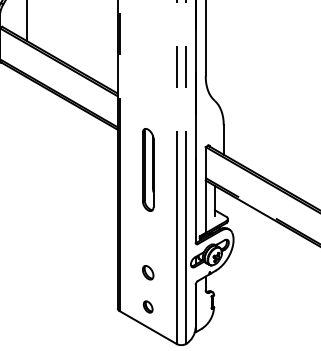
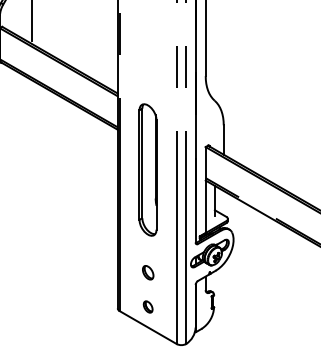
line position: (27, 21) -> (32, 21) (32, 21)
part size: 13x84 px -> 20x134 px (147, 169)
